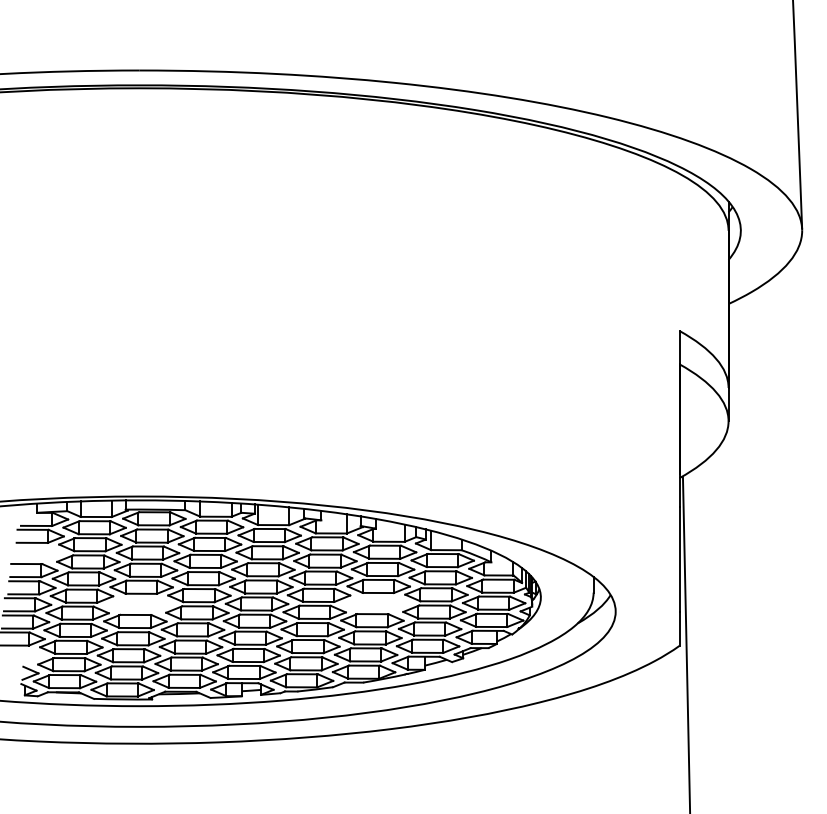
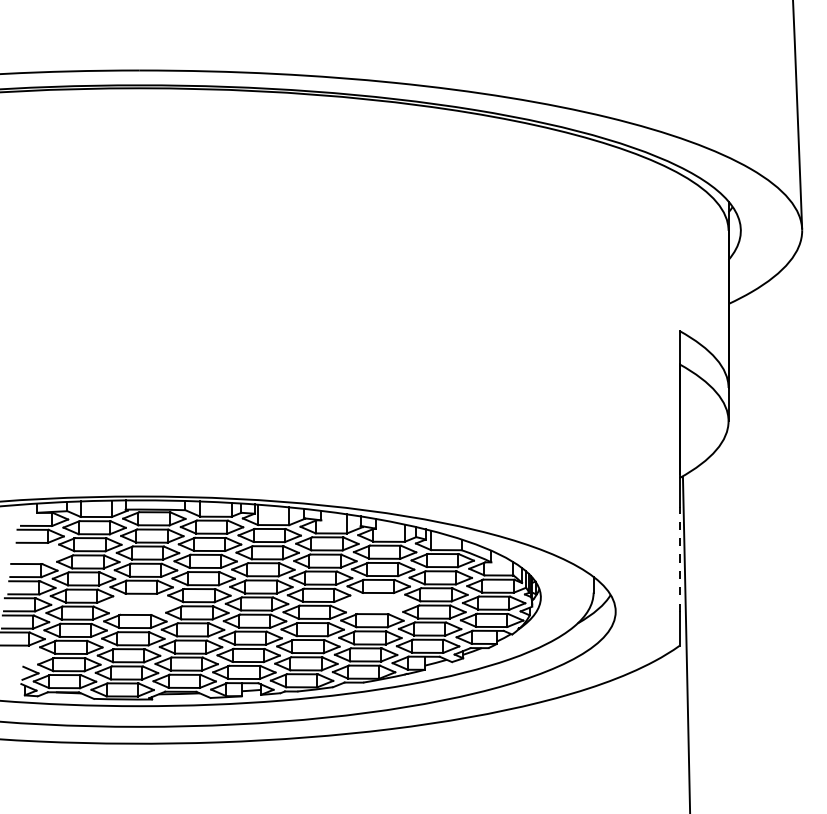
line: solid -> dashed (679, 558)
